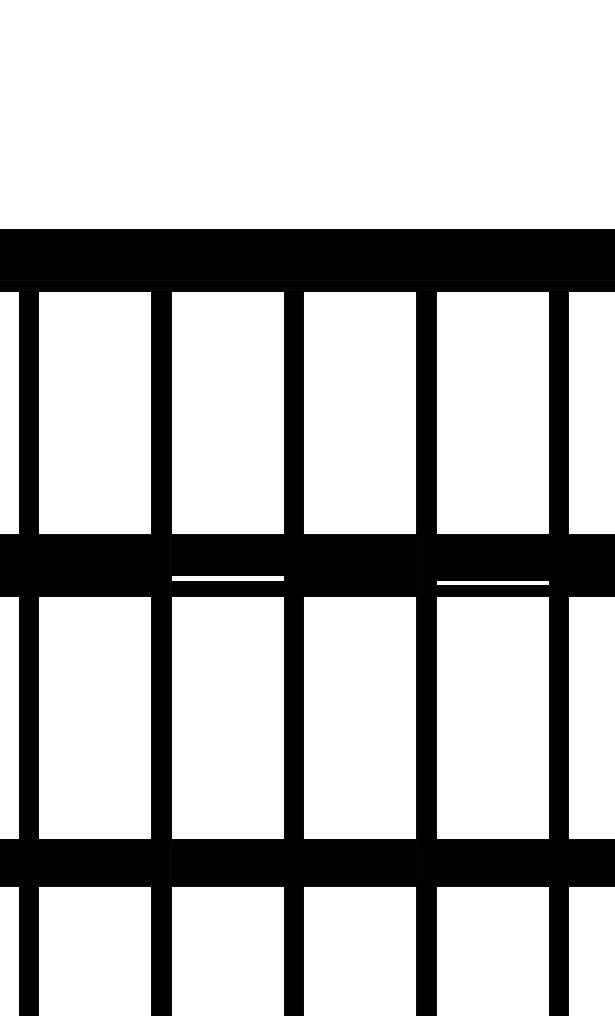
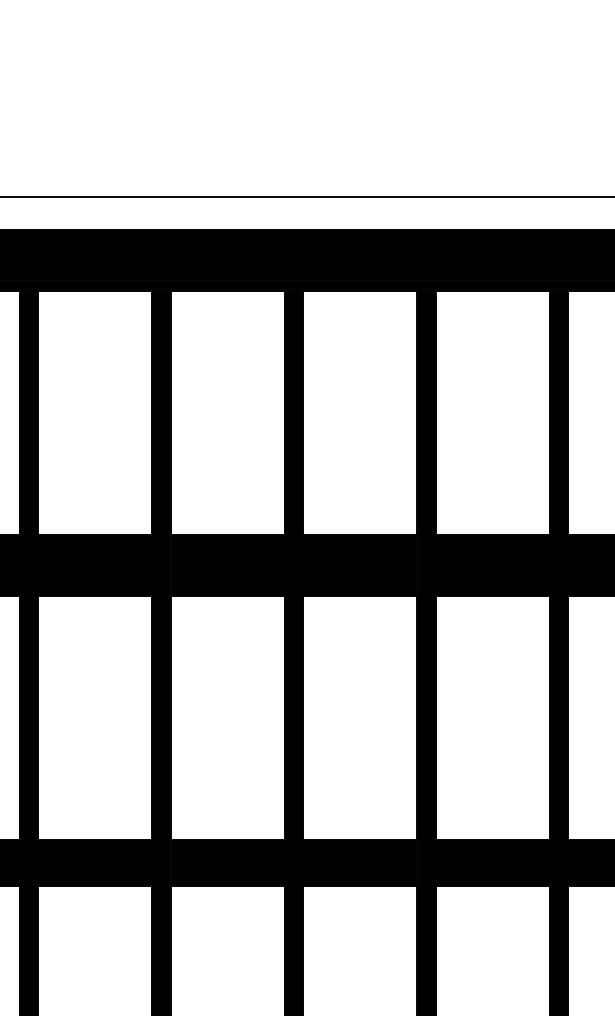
line: none -> present (306, 197)
fill: none -> present (227, 578)
fill: none -> present (492, 582)
